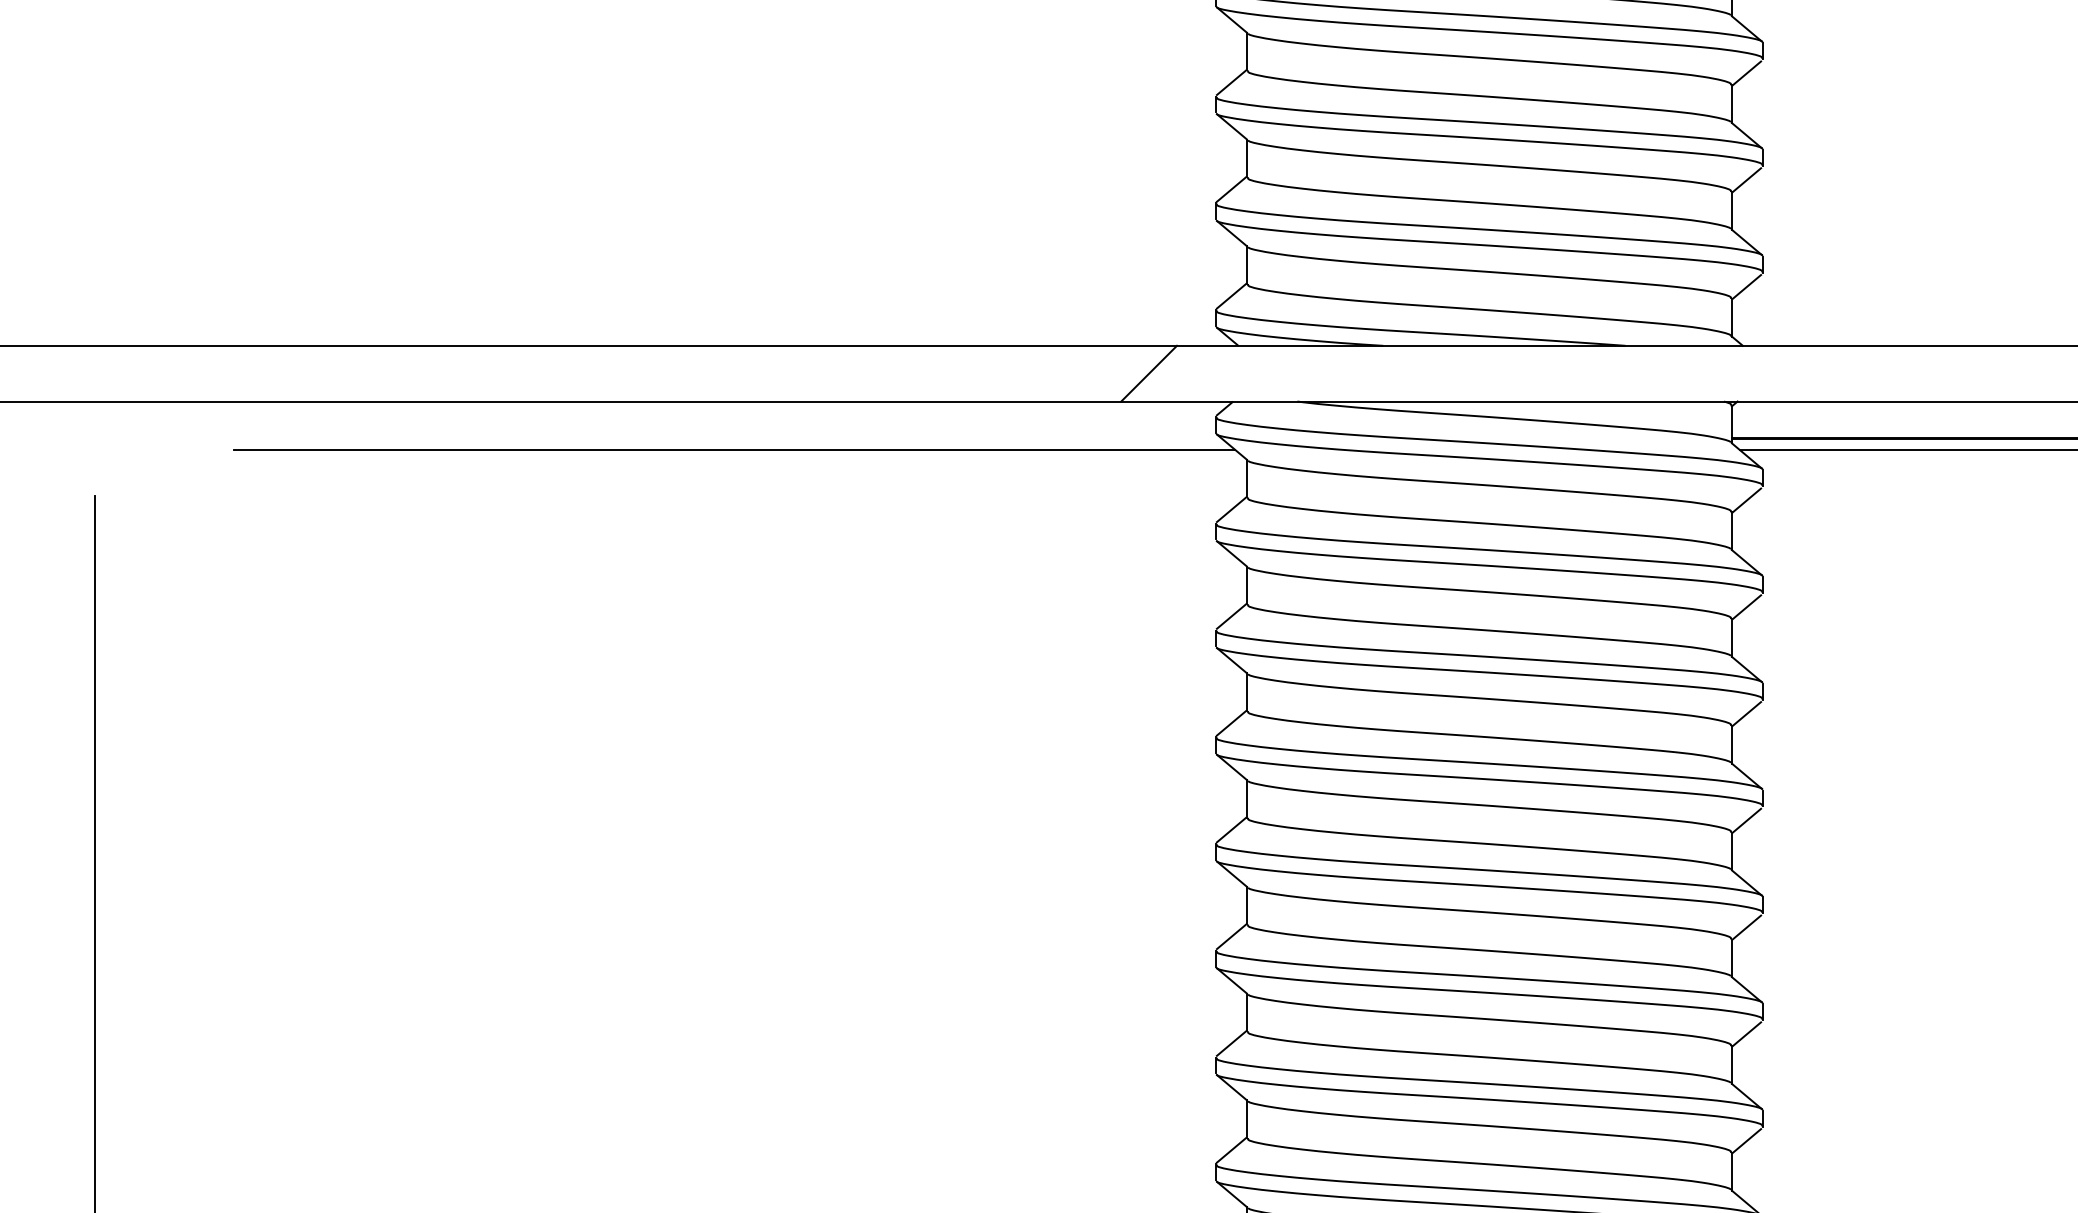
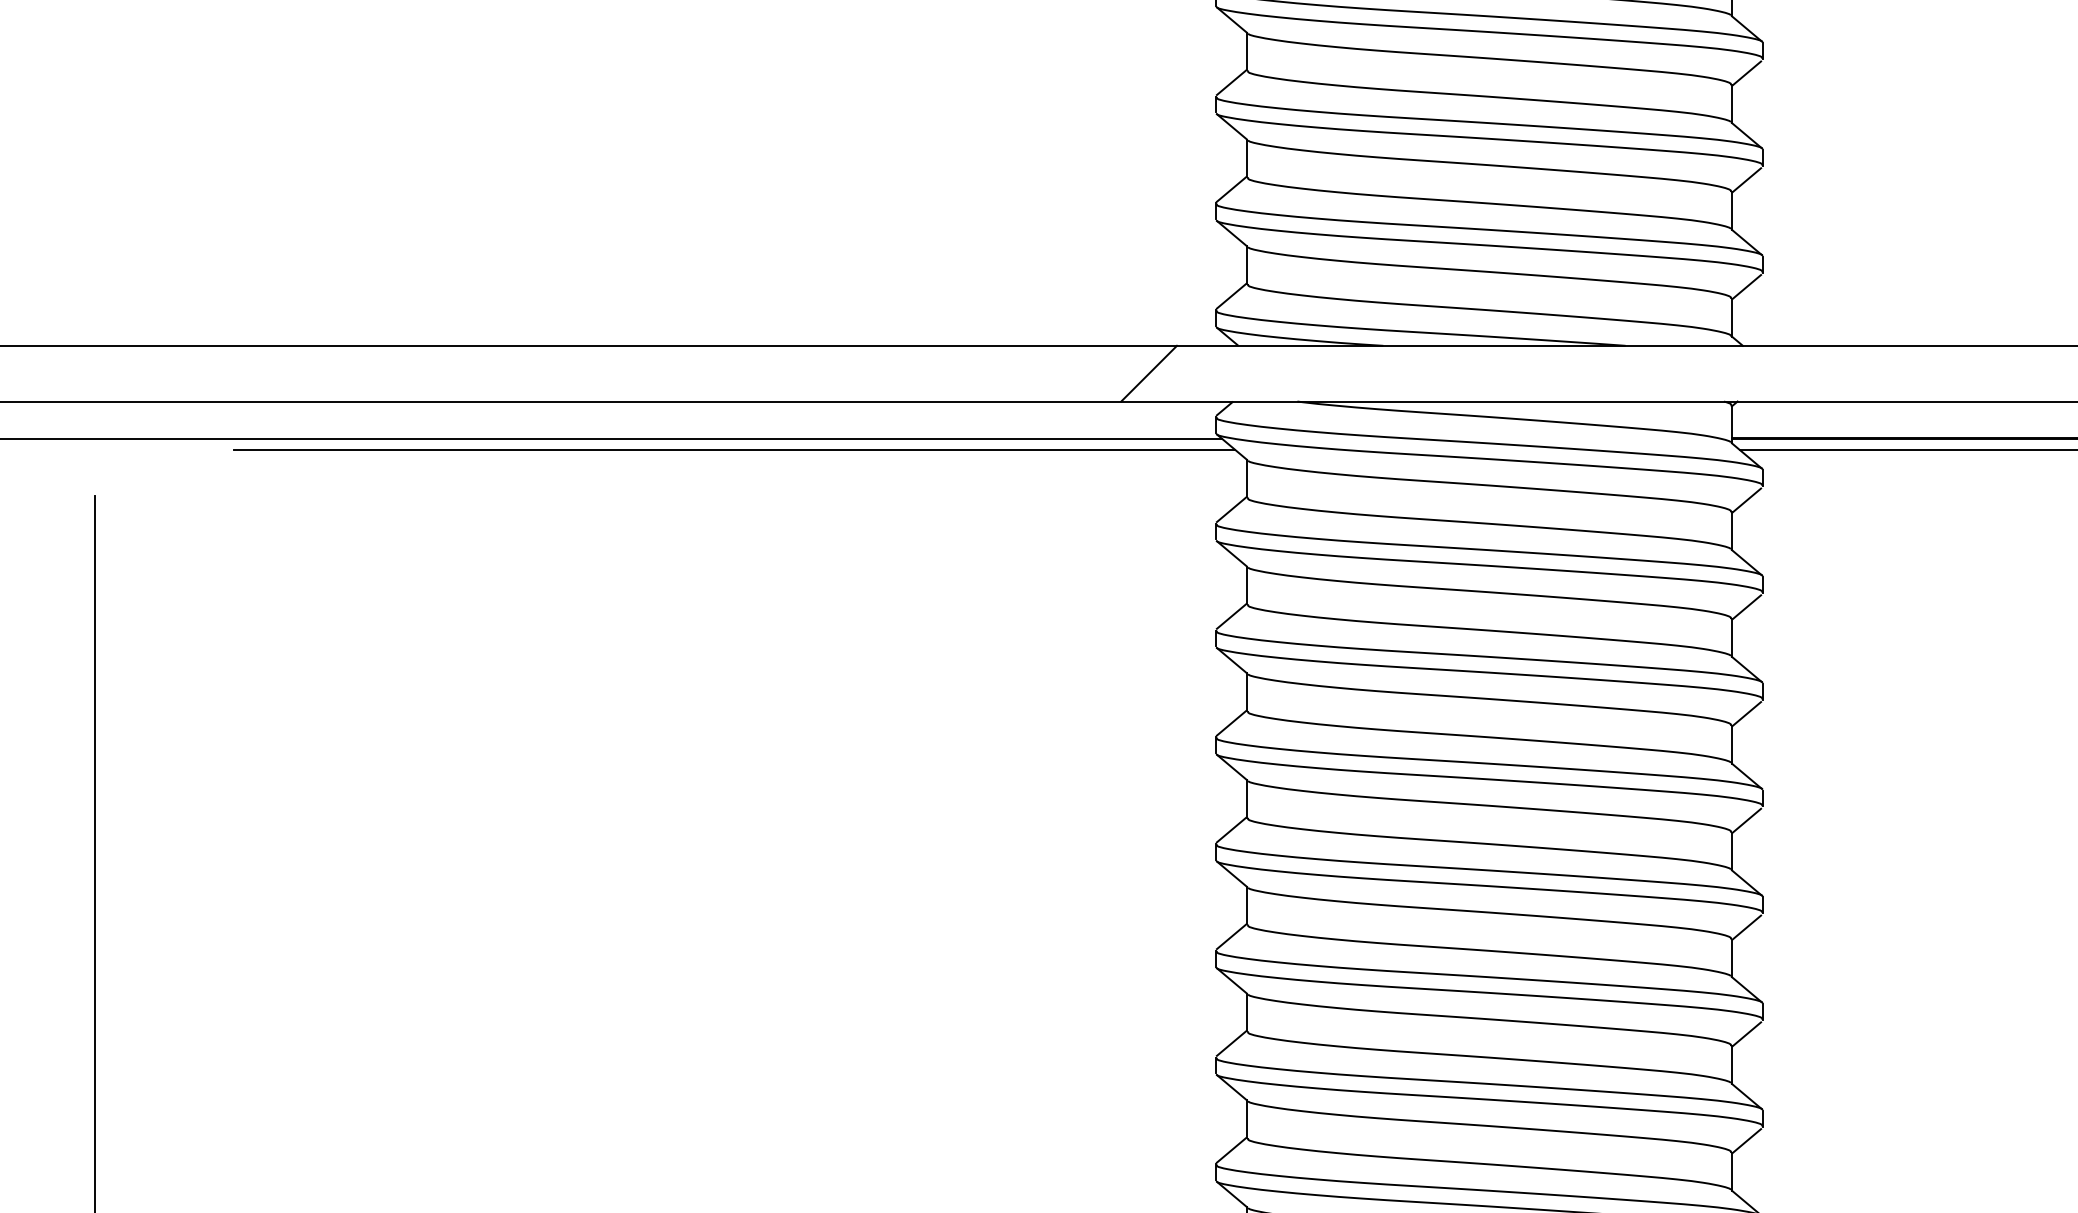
line: none -> present (611, 438)
